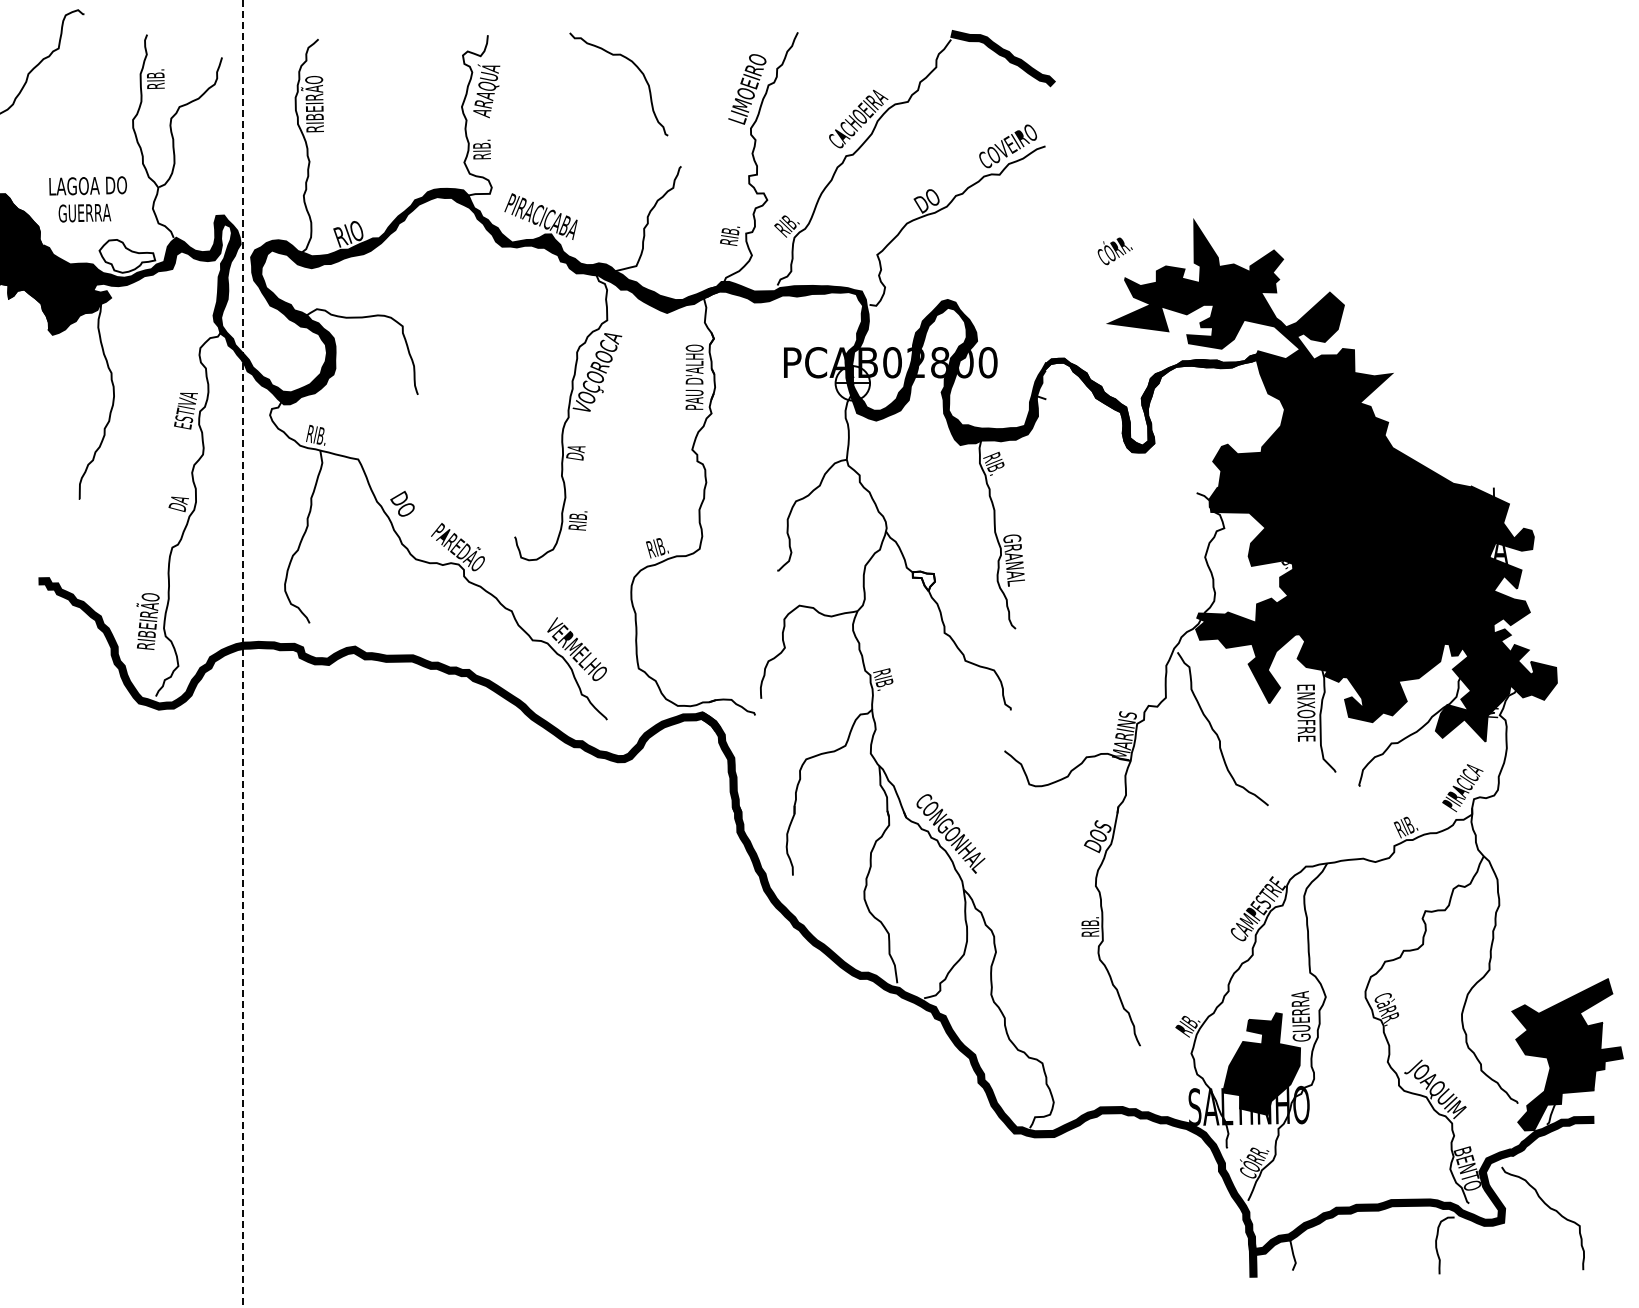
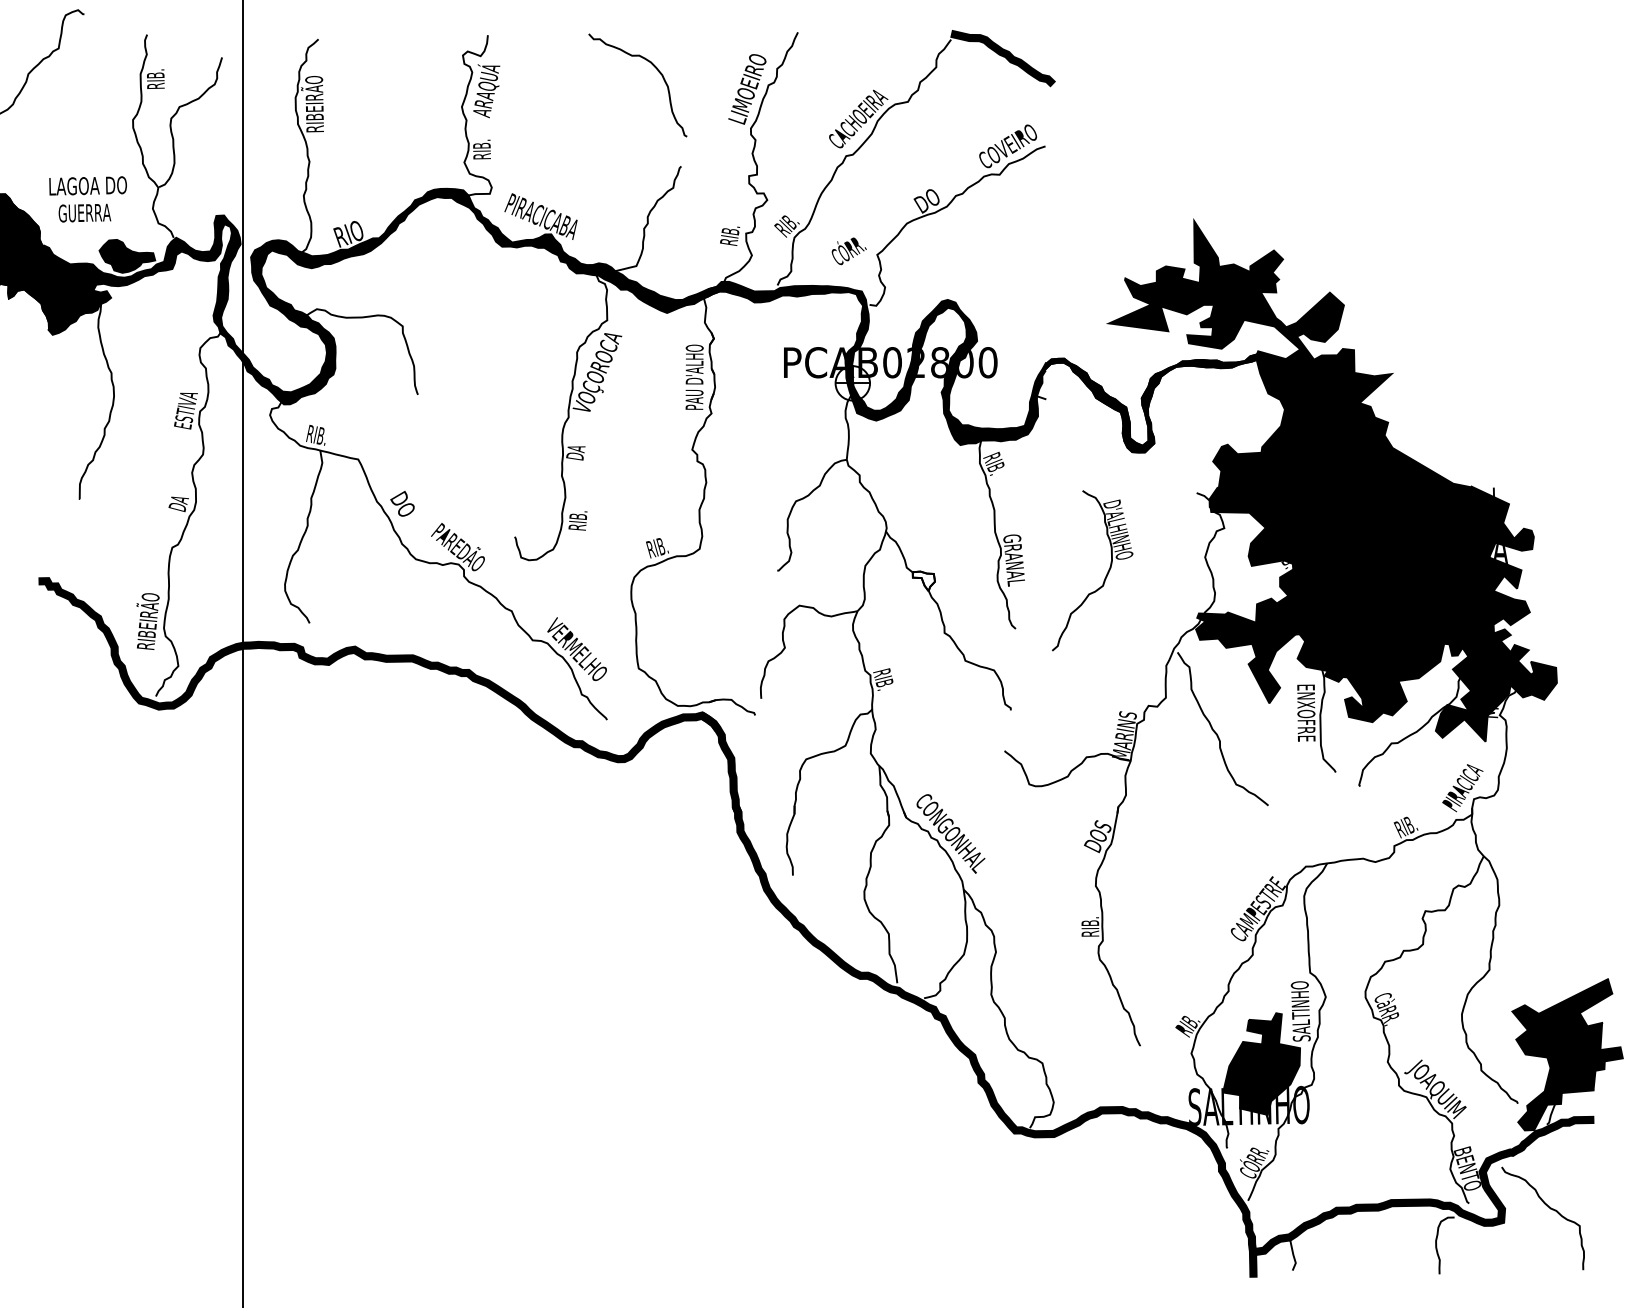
curve position: (639, 71) -> (658, 72) (658, 72)
text position: (1114, 251) -> (848, 251) (848, 251)
fill: none -> present (127, 255)
part: none -> present (1106, 573)
line: dashed -> solid (243, 653)
text: GUERRA -> SALTINHO (1300, 1011)
